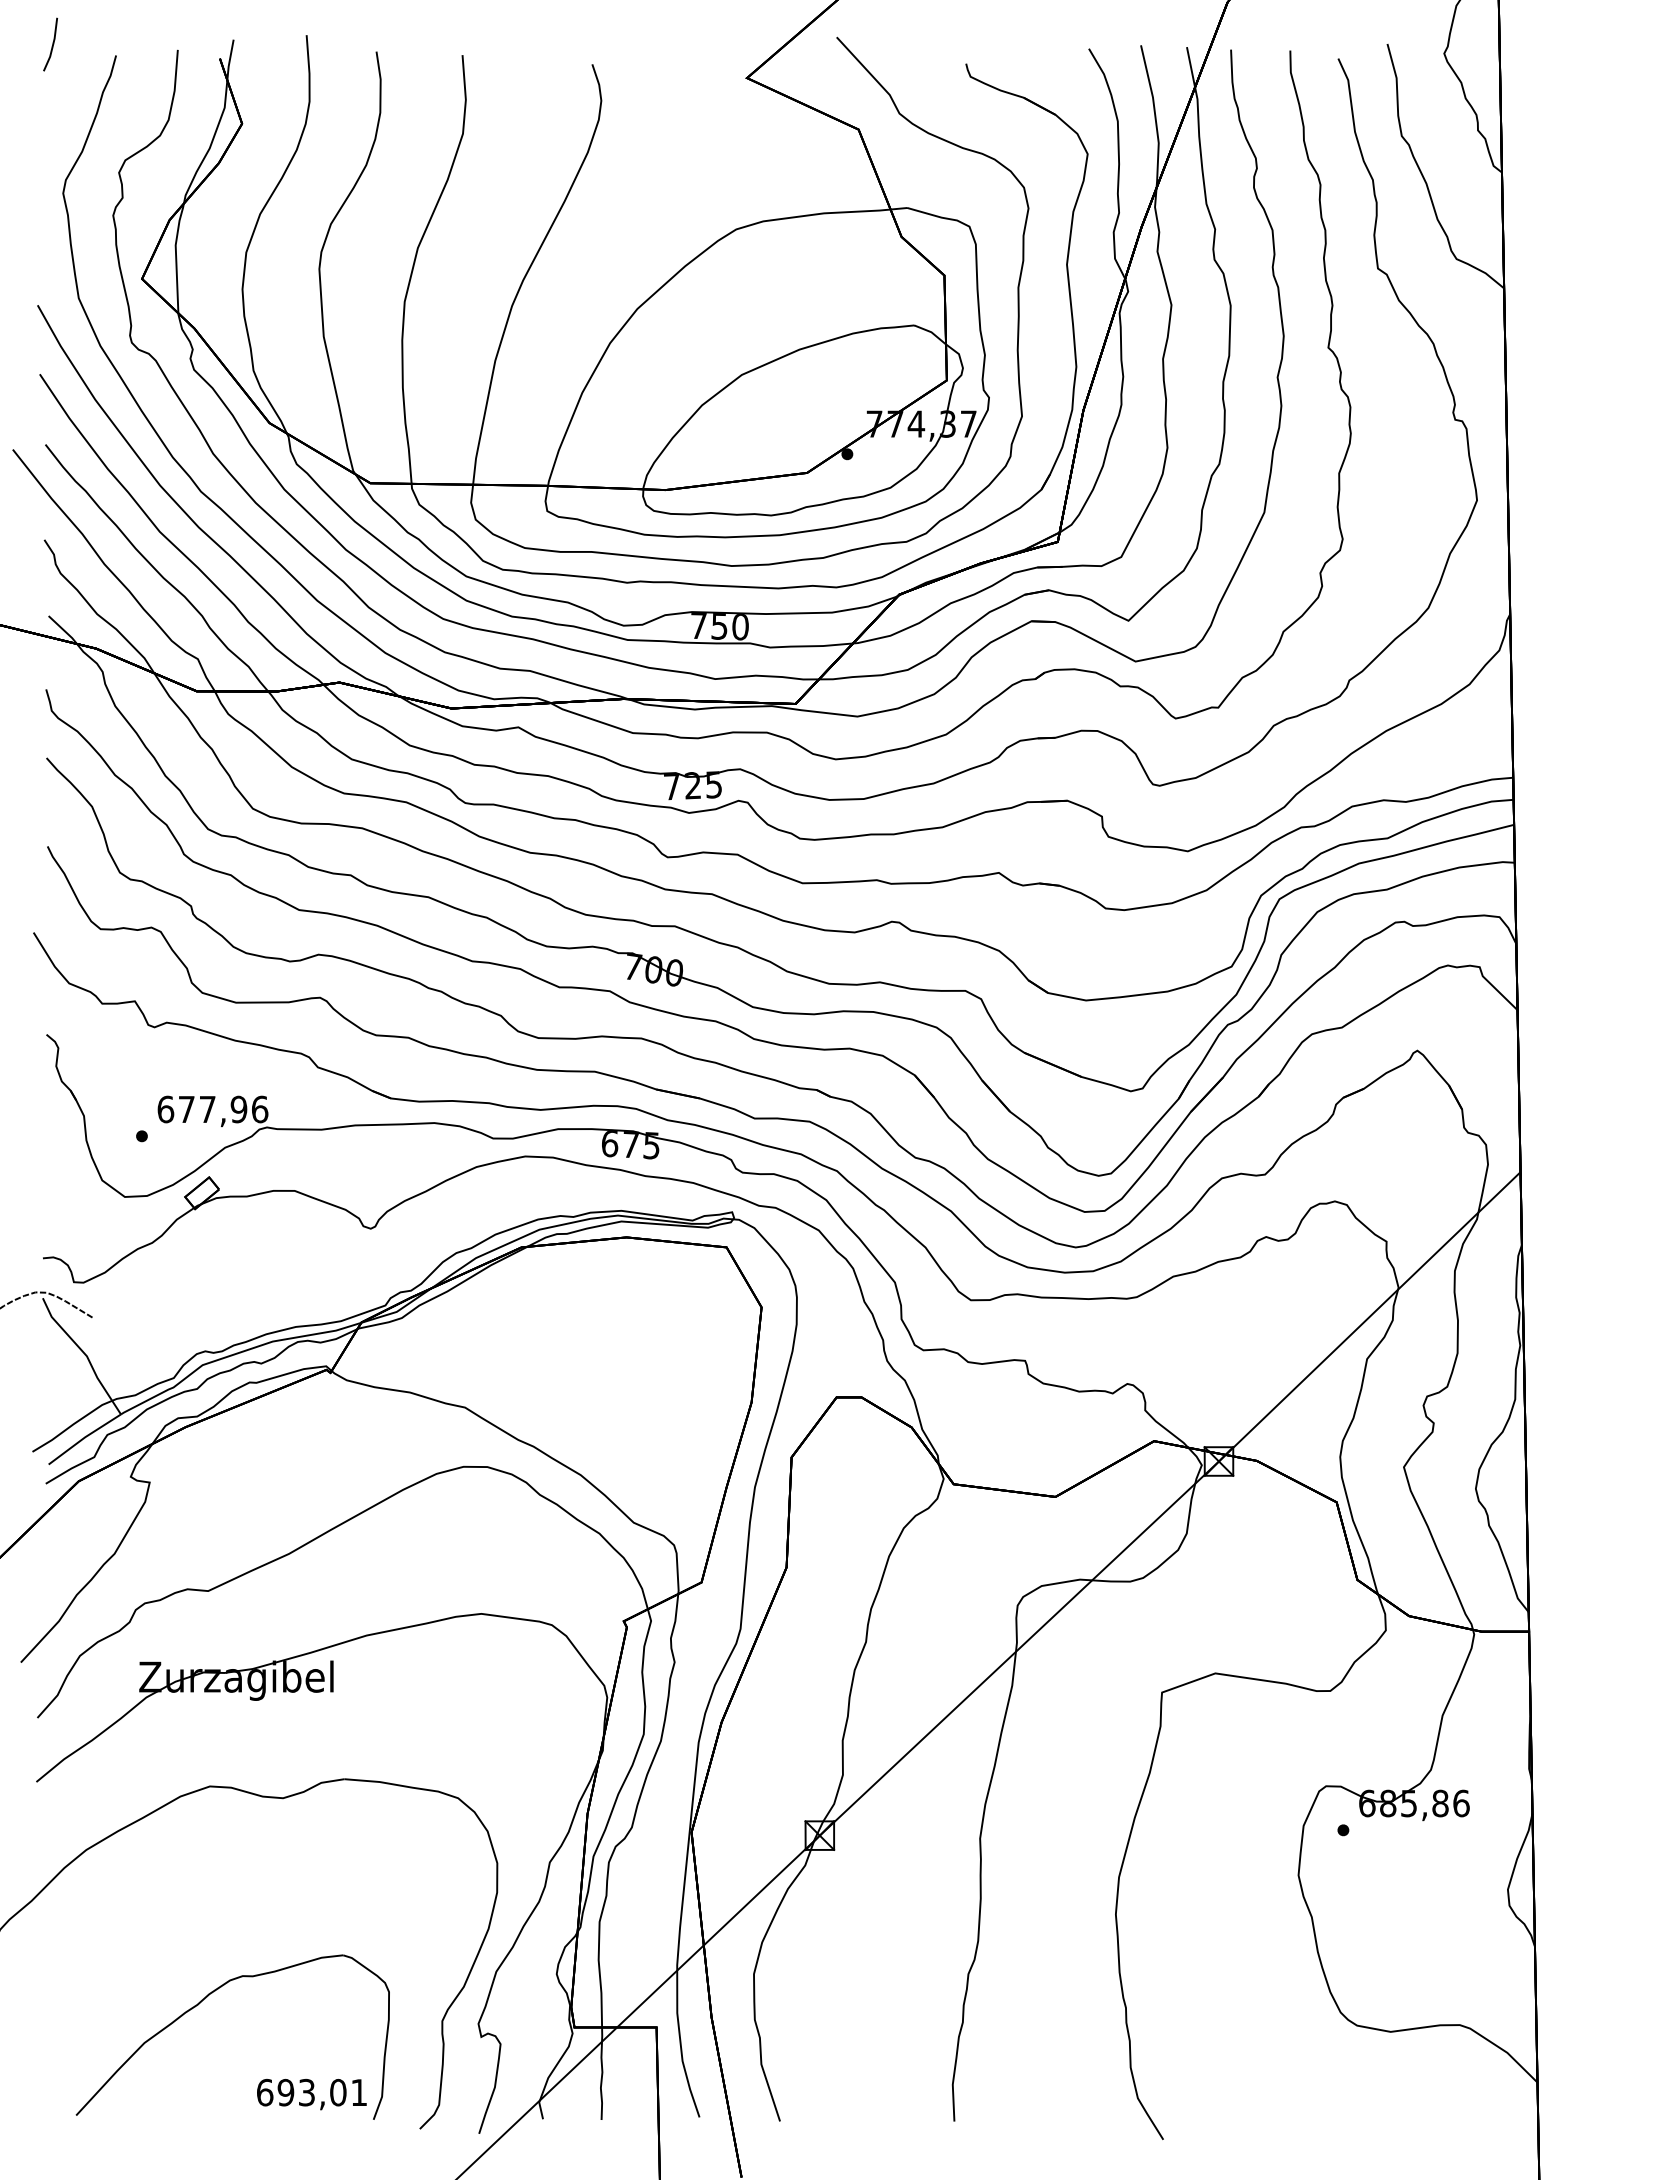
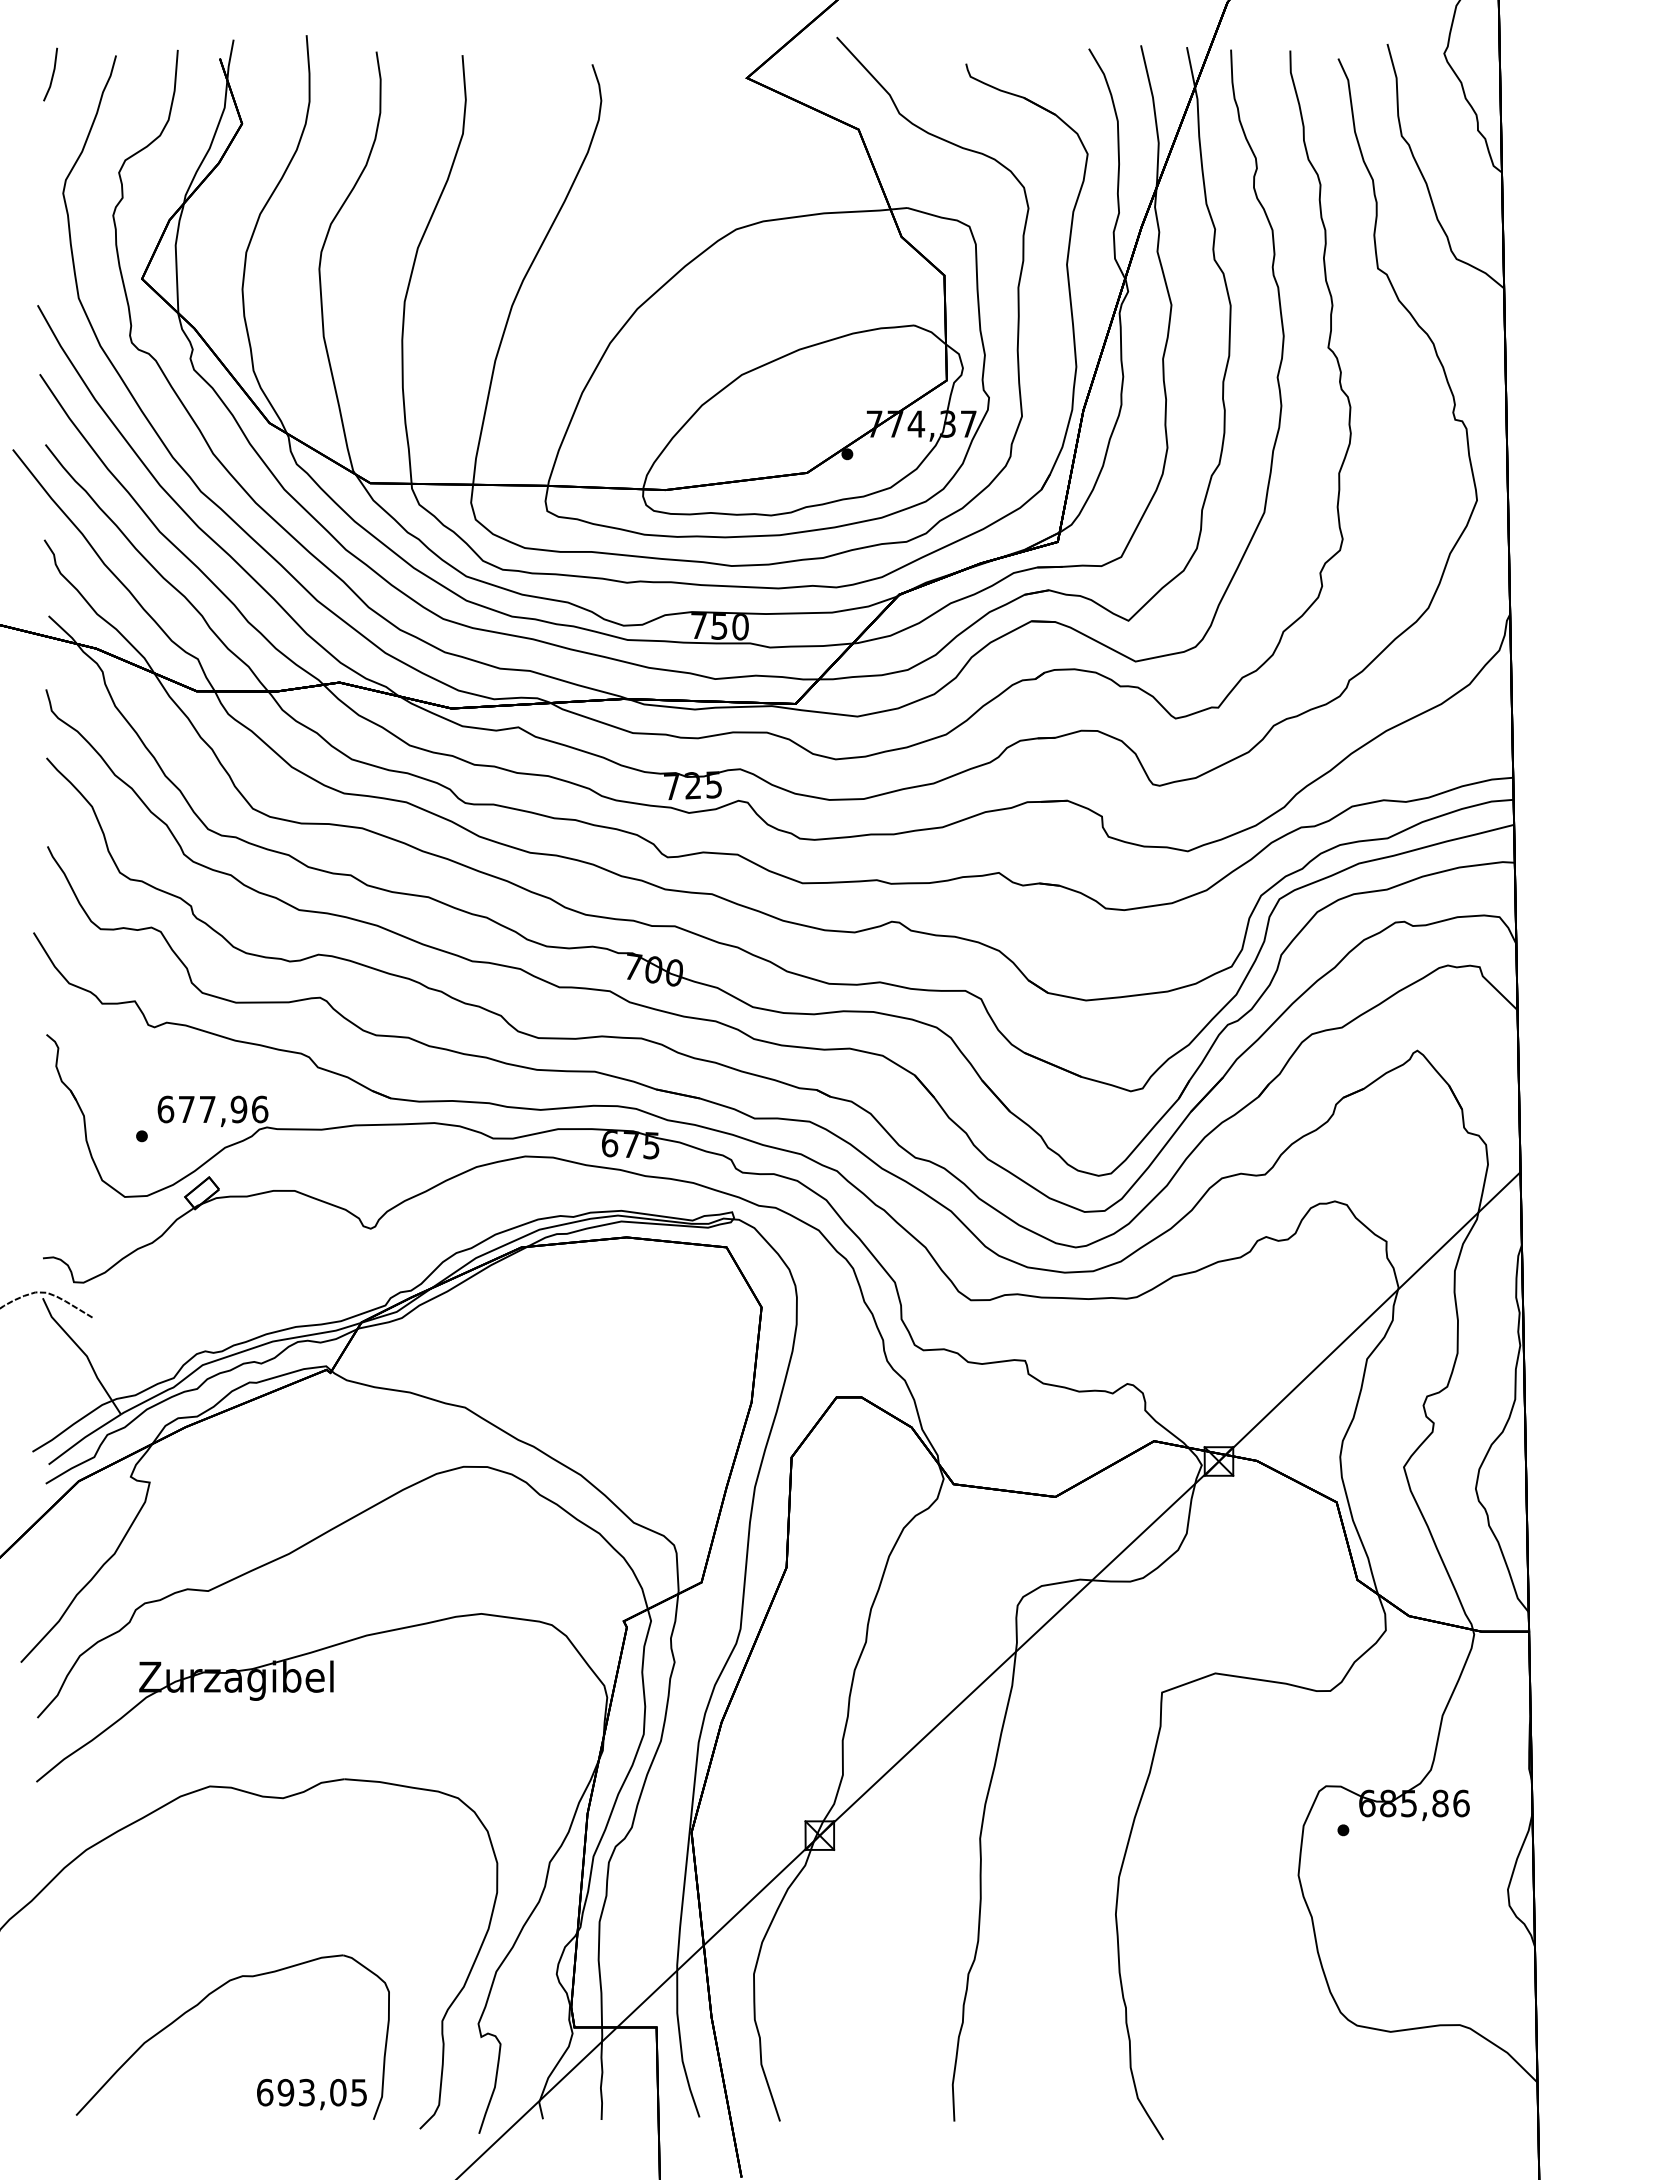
line position: (52, 44) -> (52, 74) (52, 74)
text: 693,01 -> 693,05 (358, 2092)
